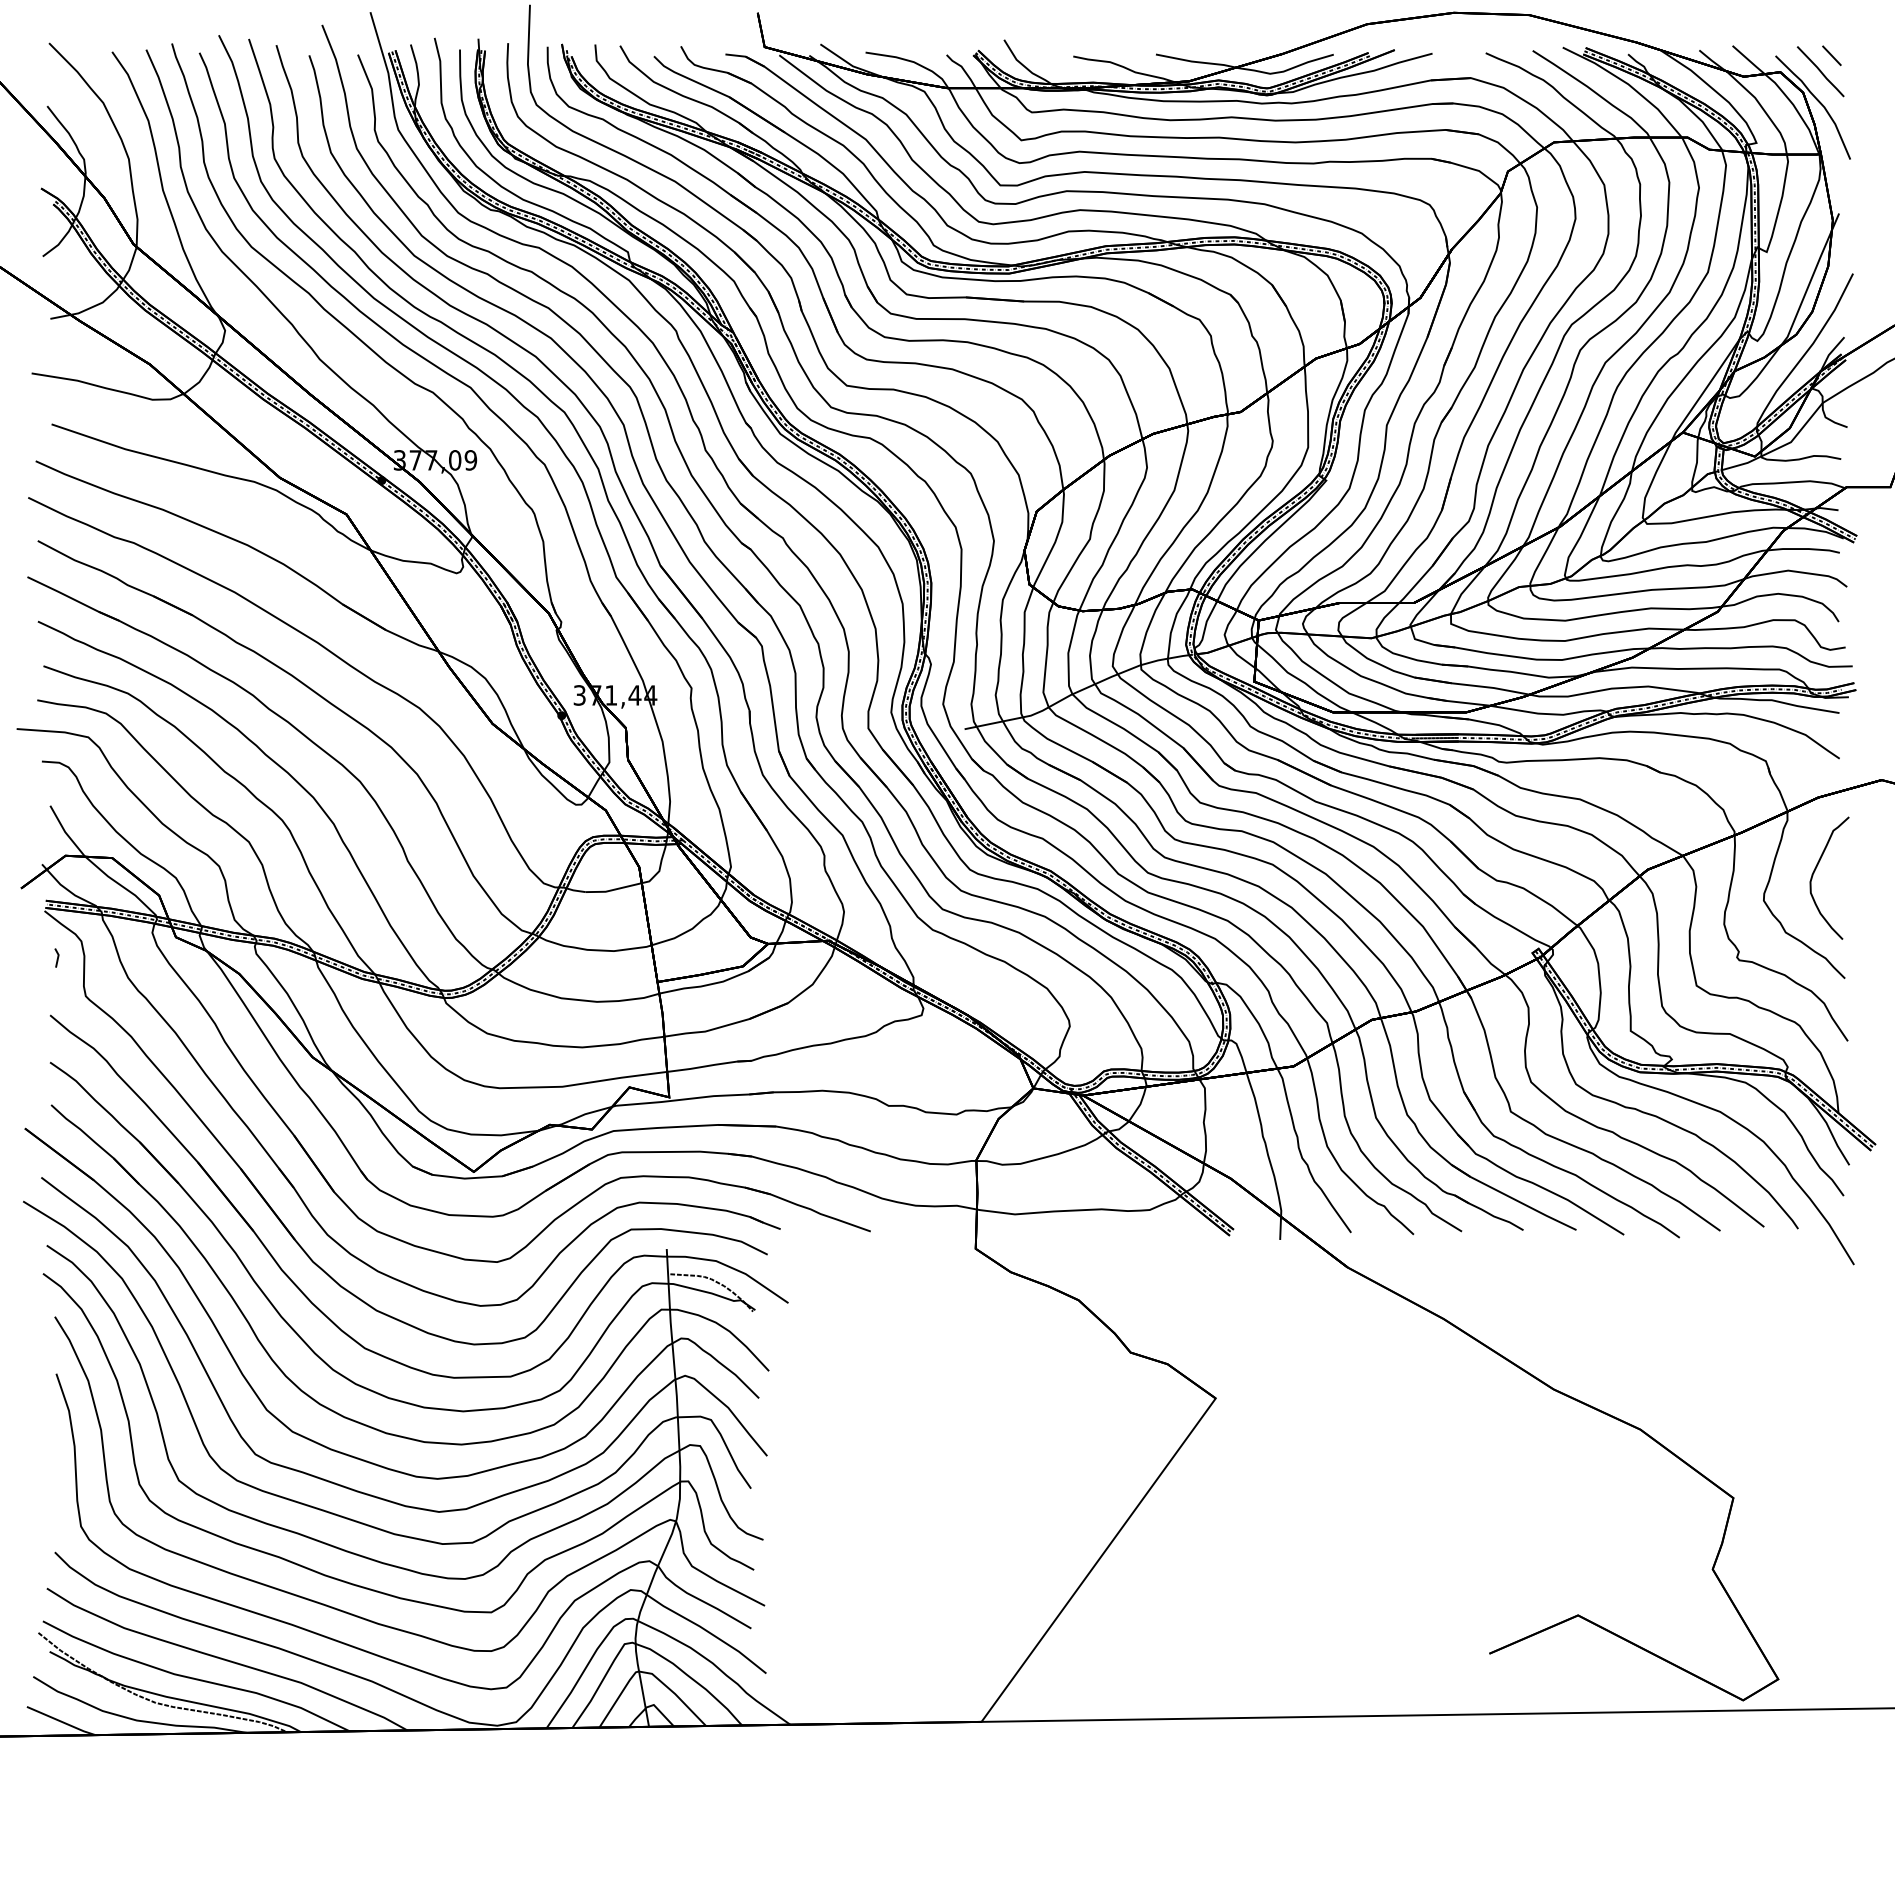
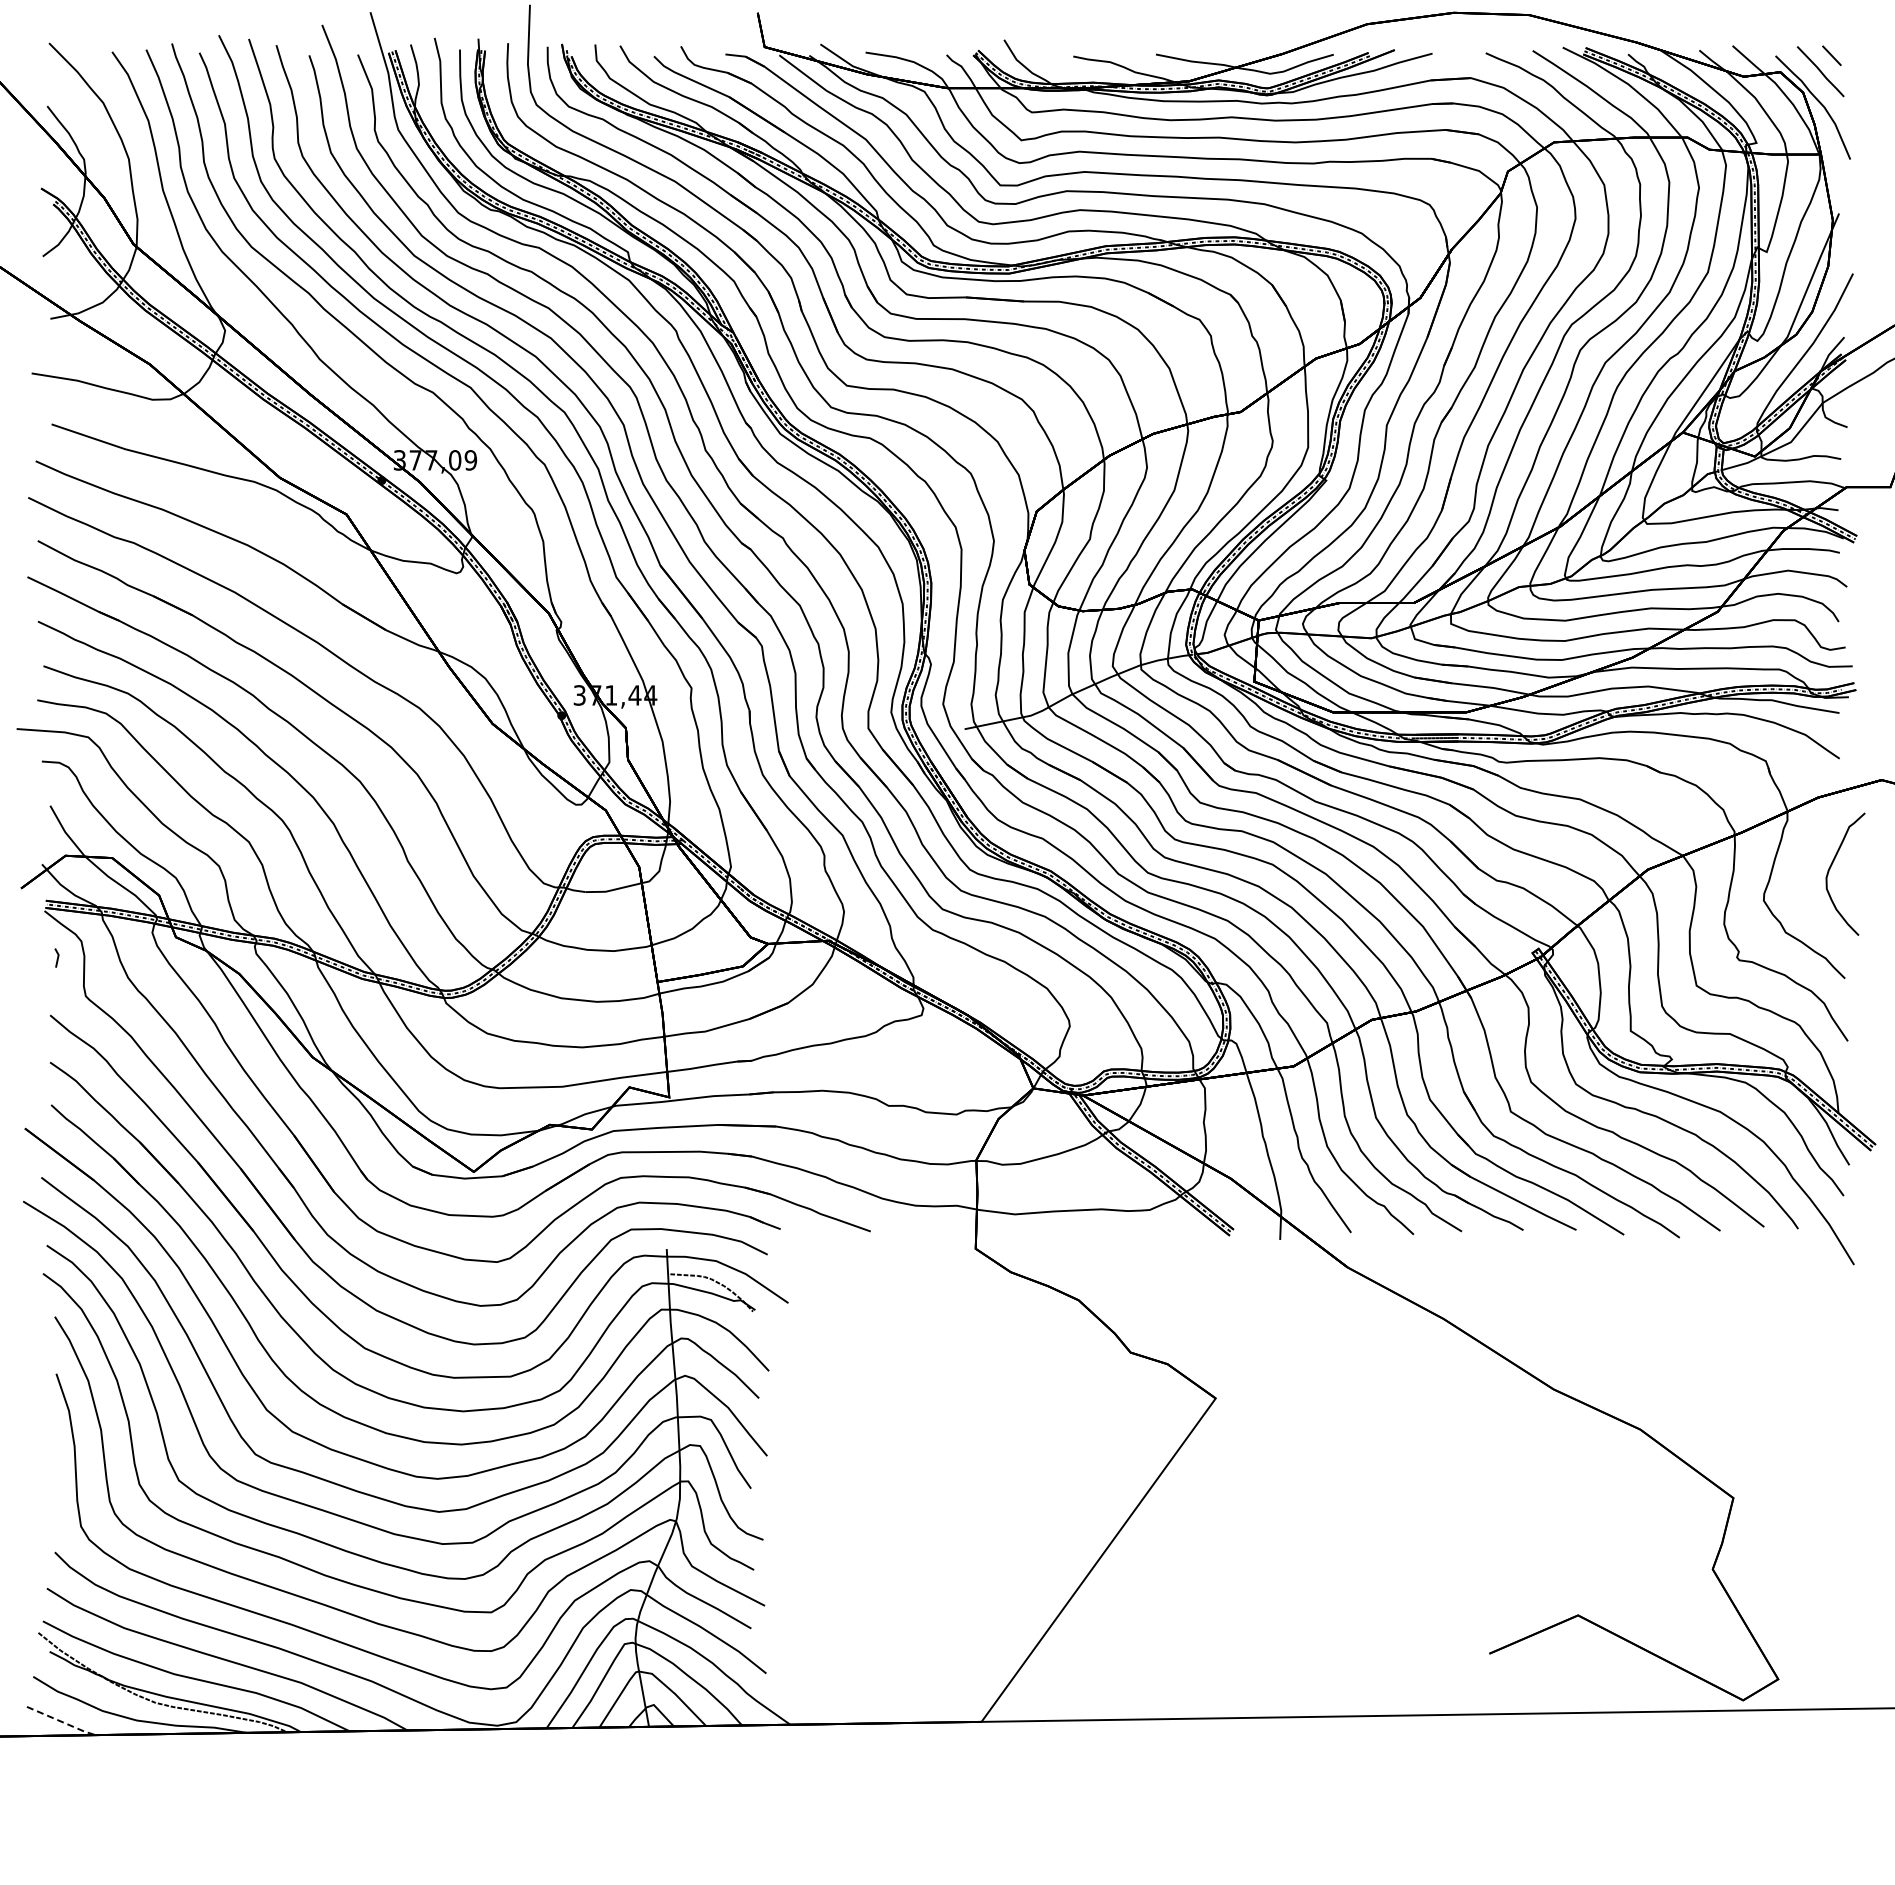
curve position: (1815, 871) -> (1831, 867) (1831, 867)
line: solid -> dashed (62, 1722)
